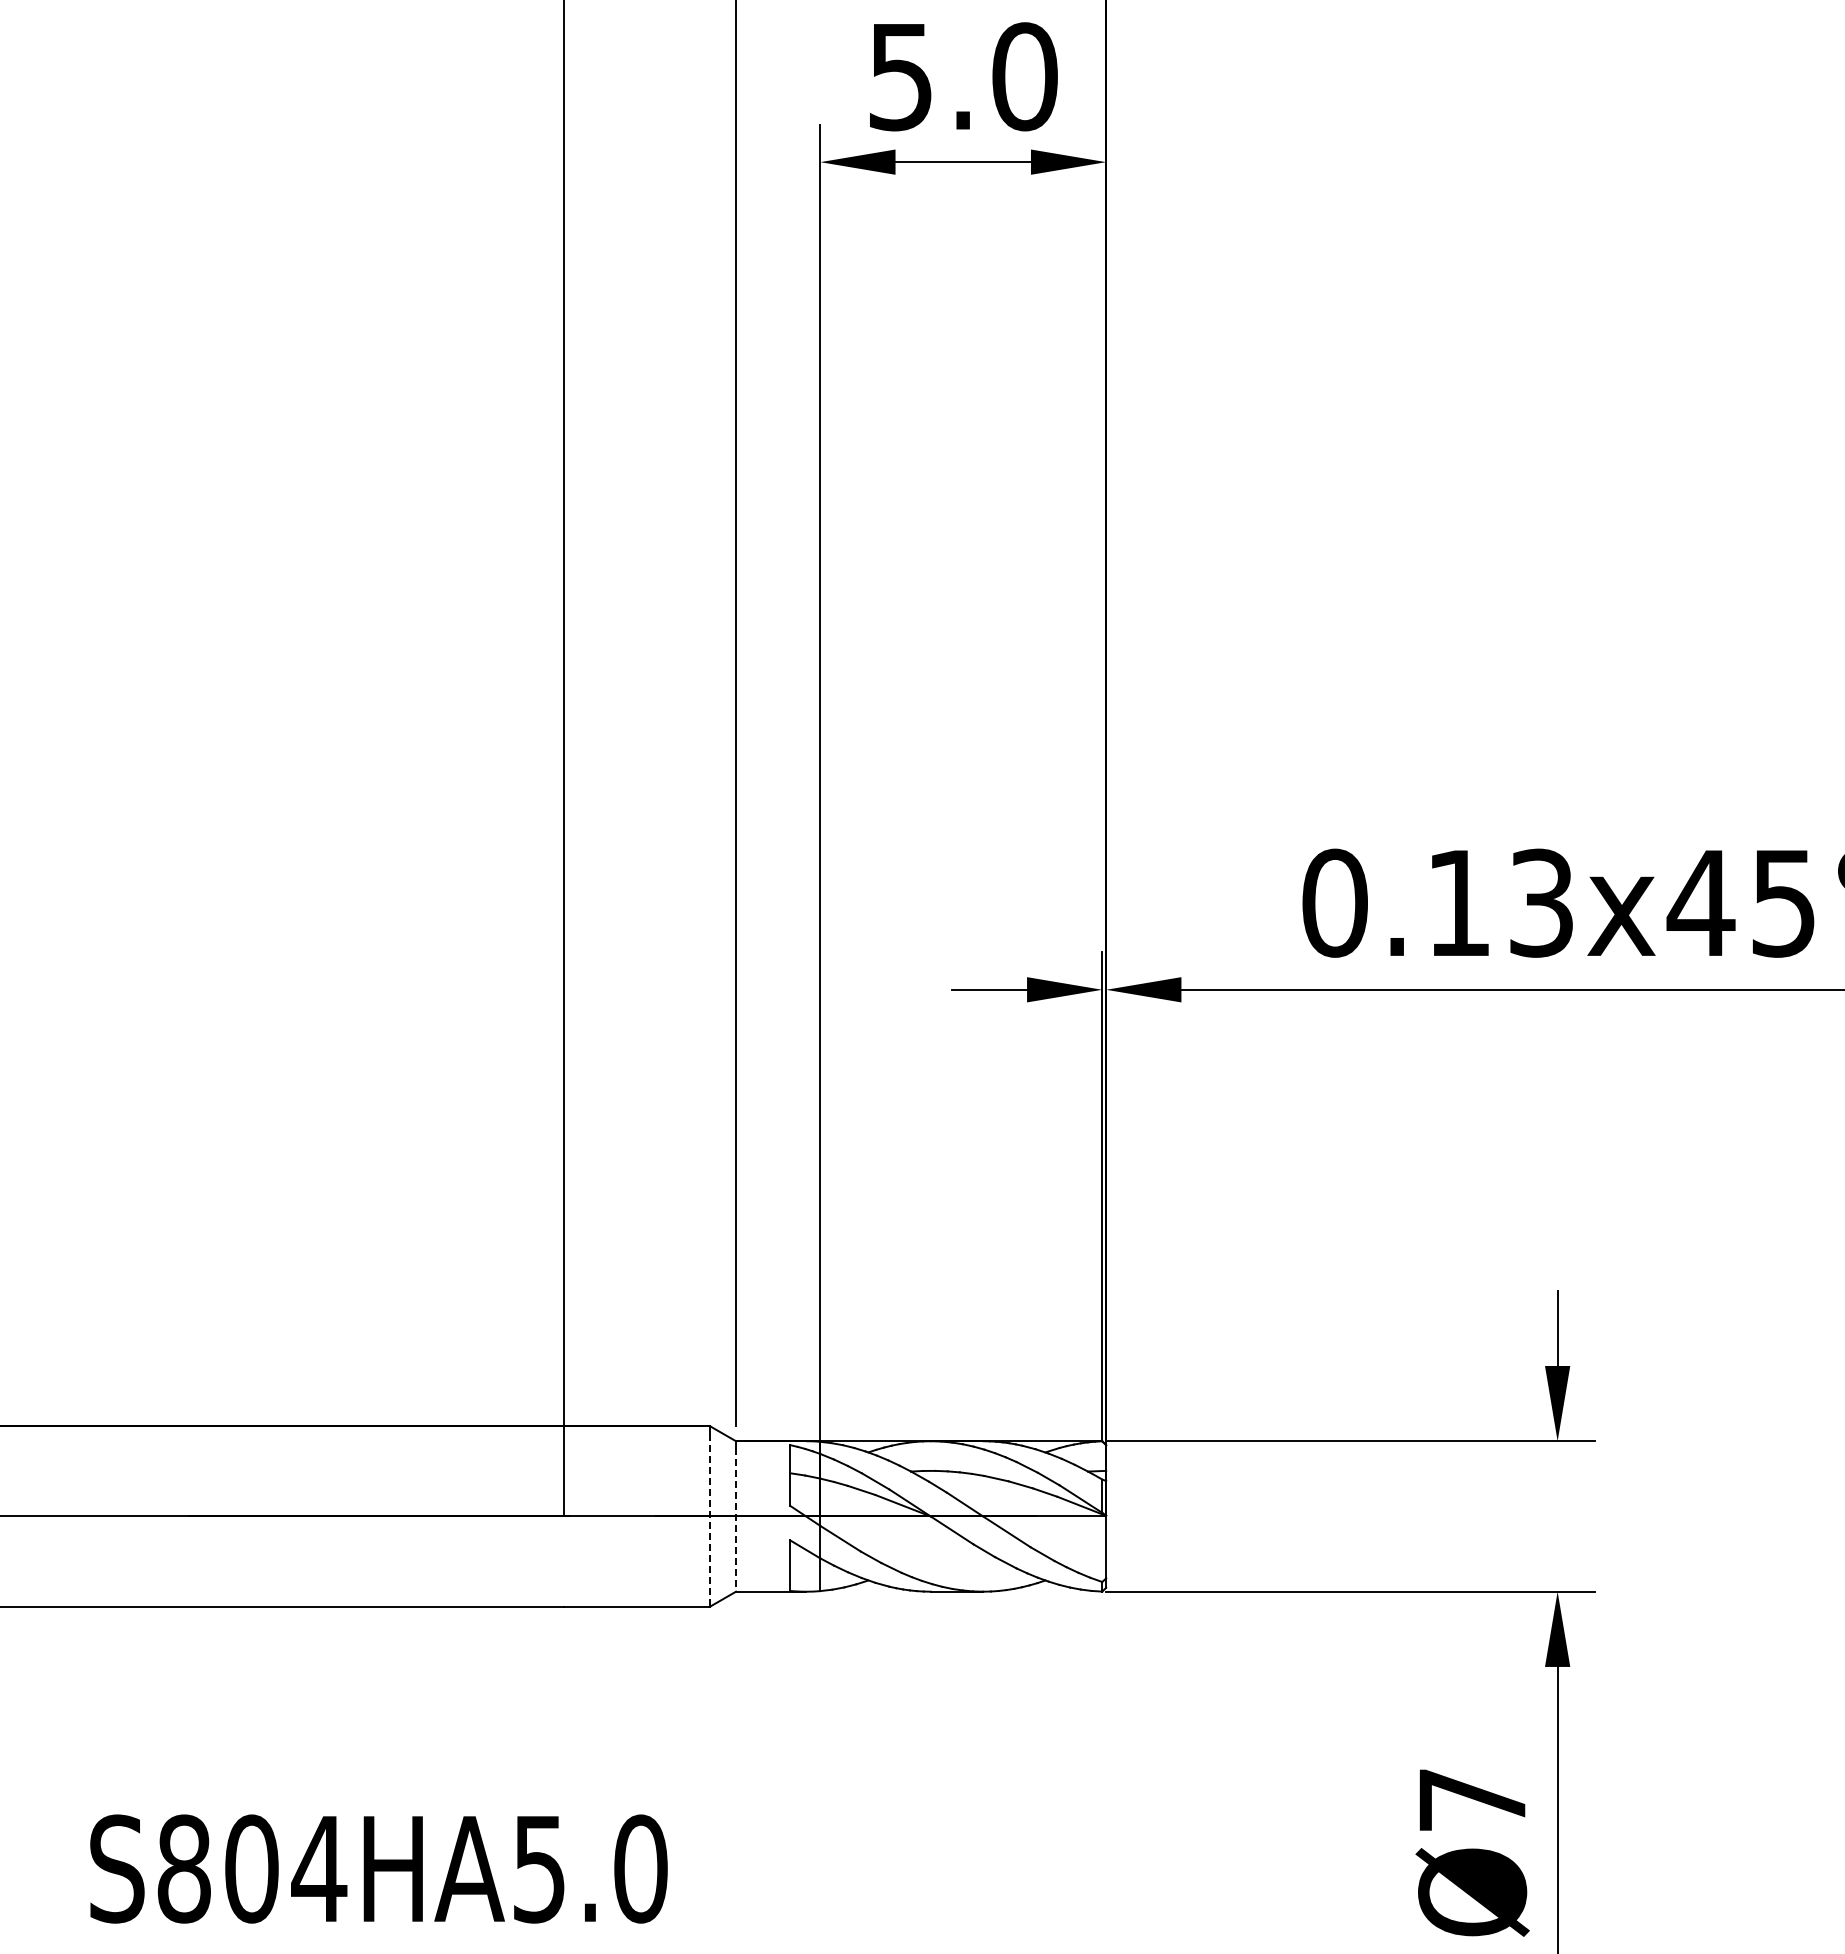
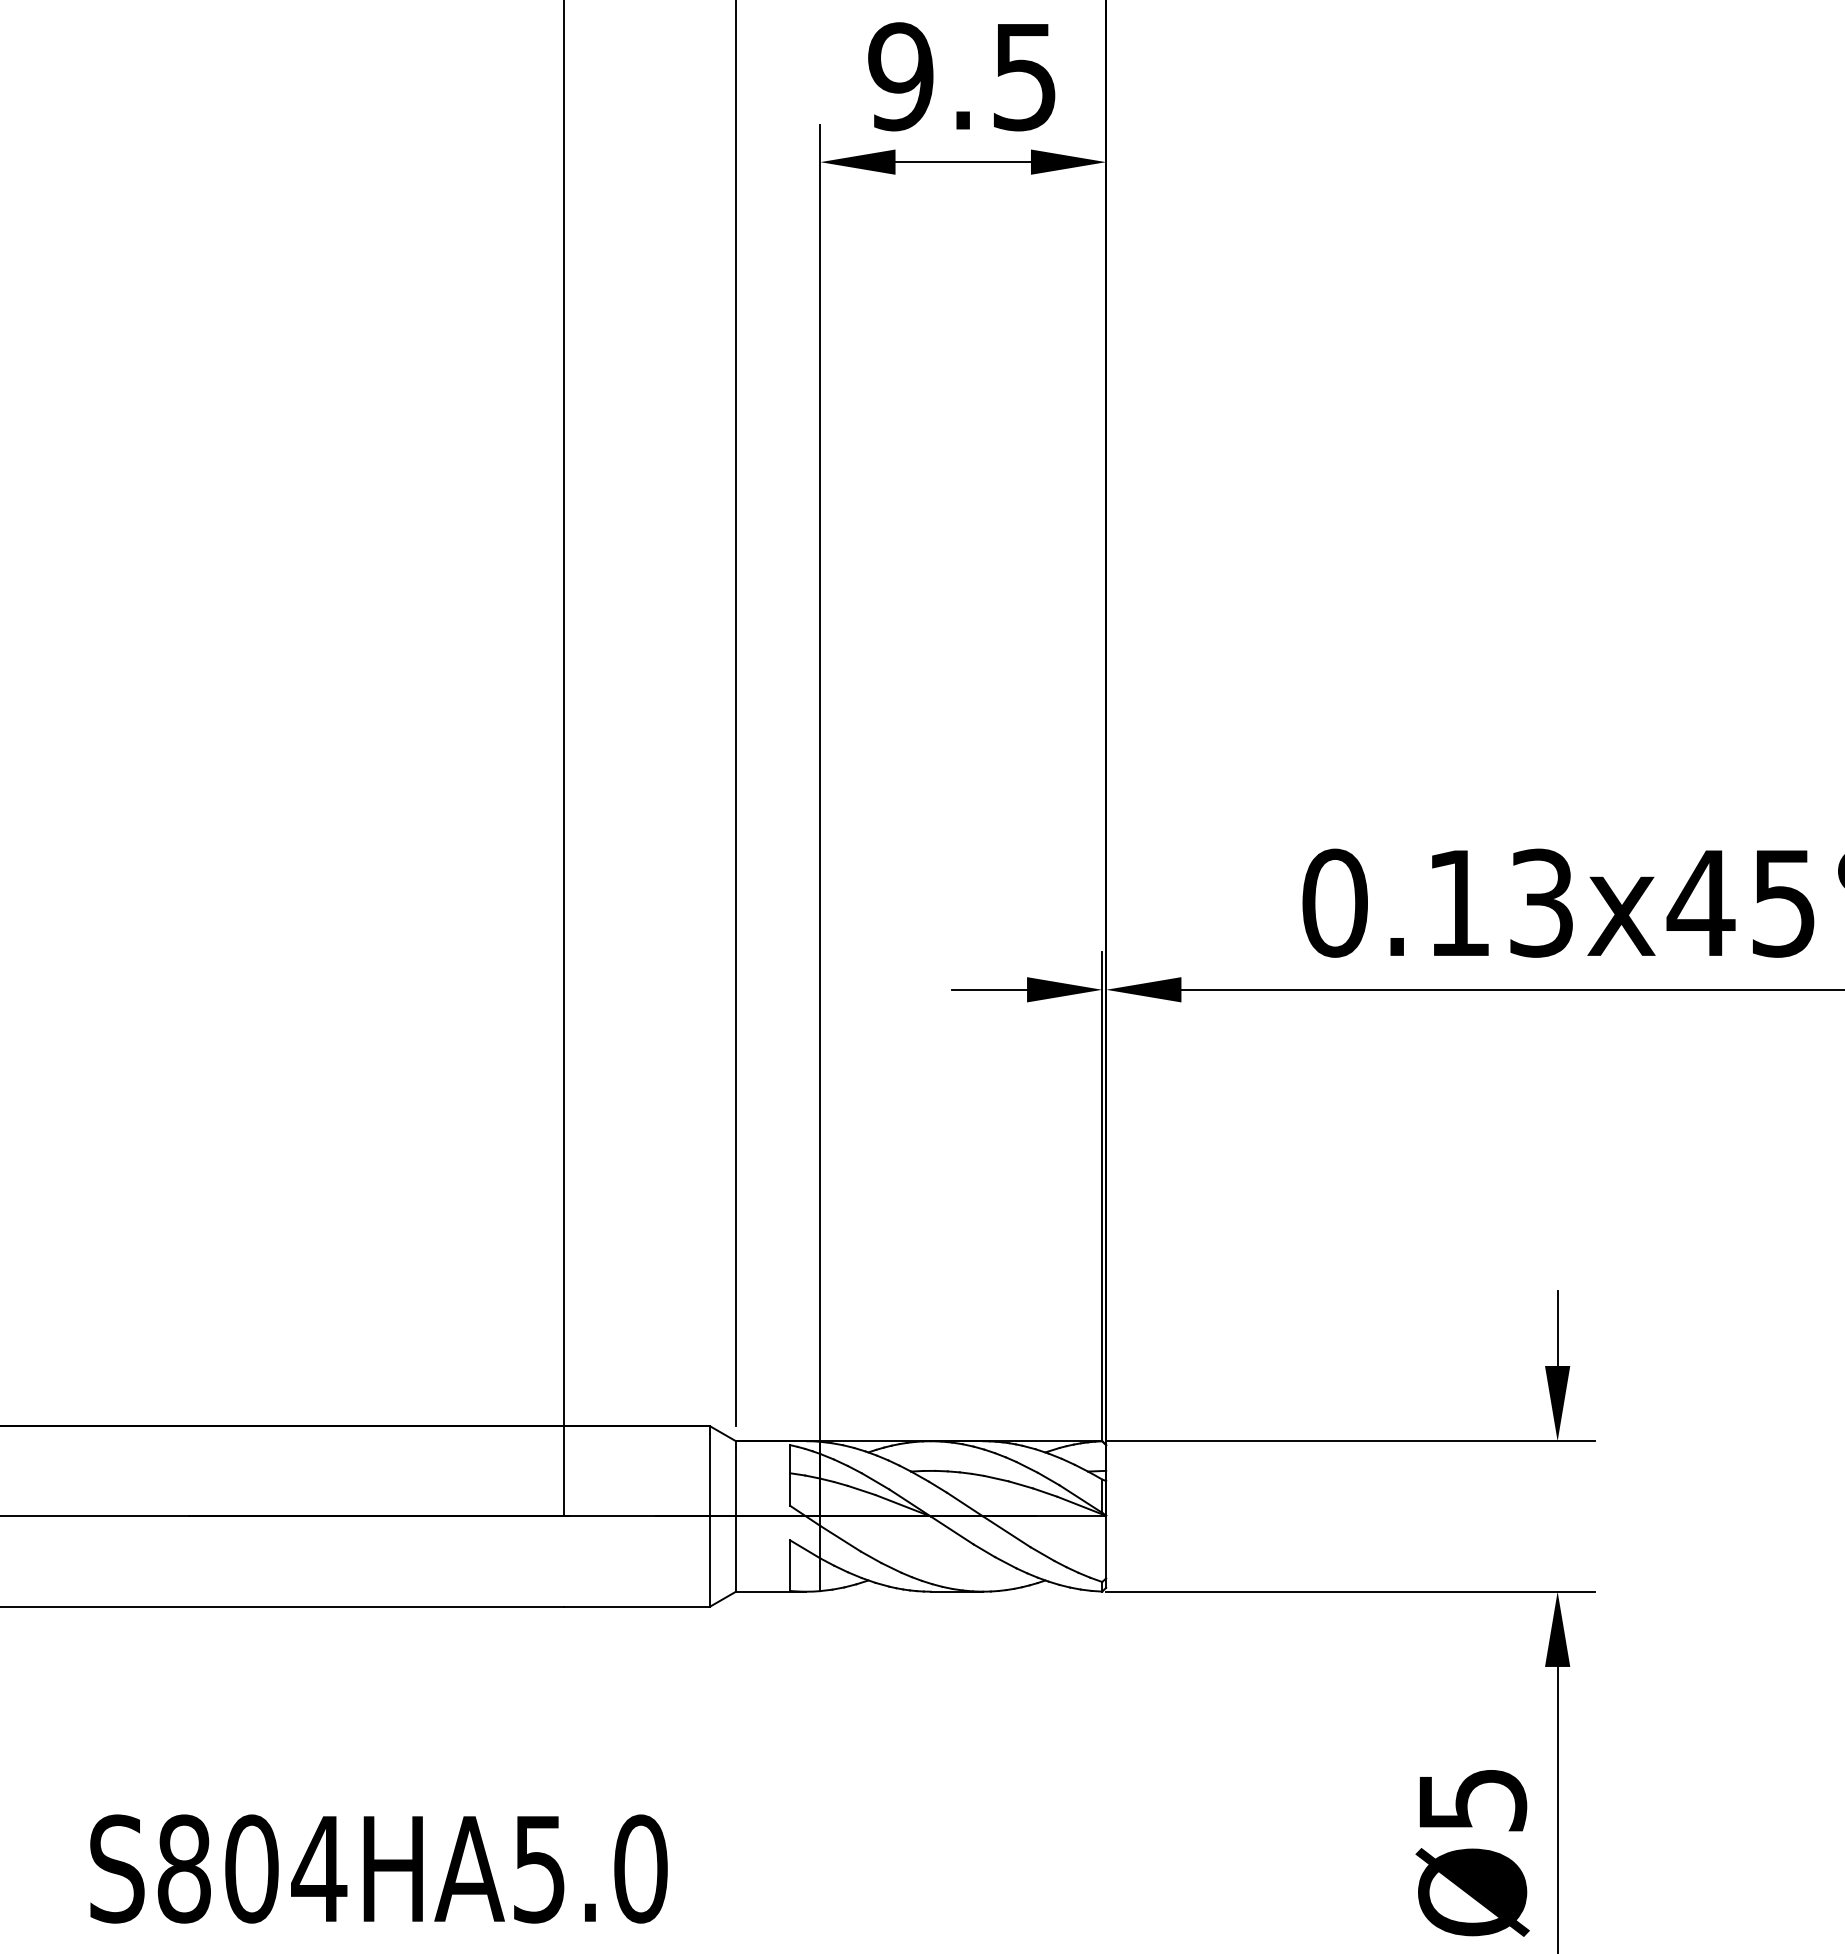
text: 5.0 -> 9.5 (962, 76)
line: dashed -> solid (736, 1519)
line: dashed -> solid (709, 1521)
text: Ø7 -> Ø5 (1473, 1800)
